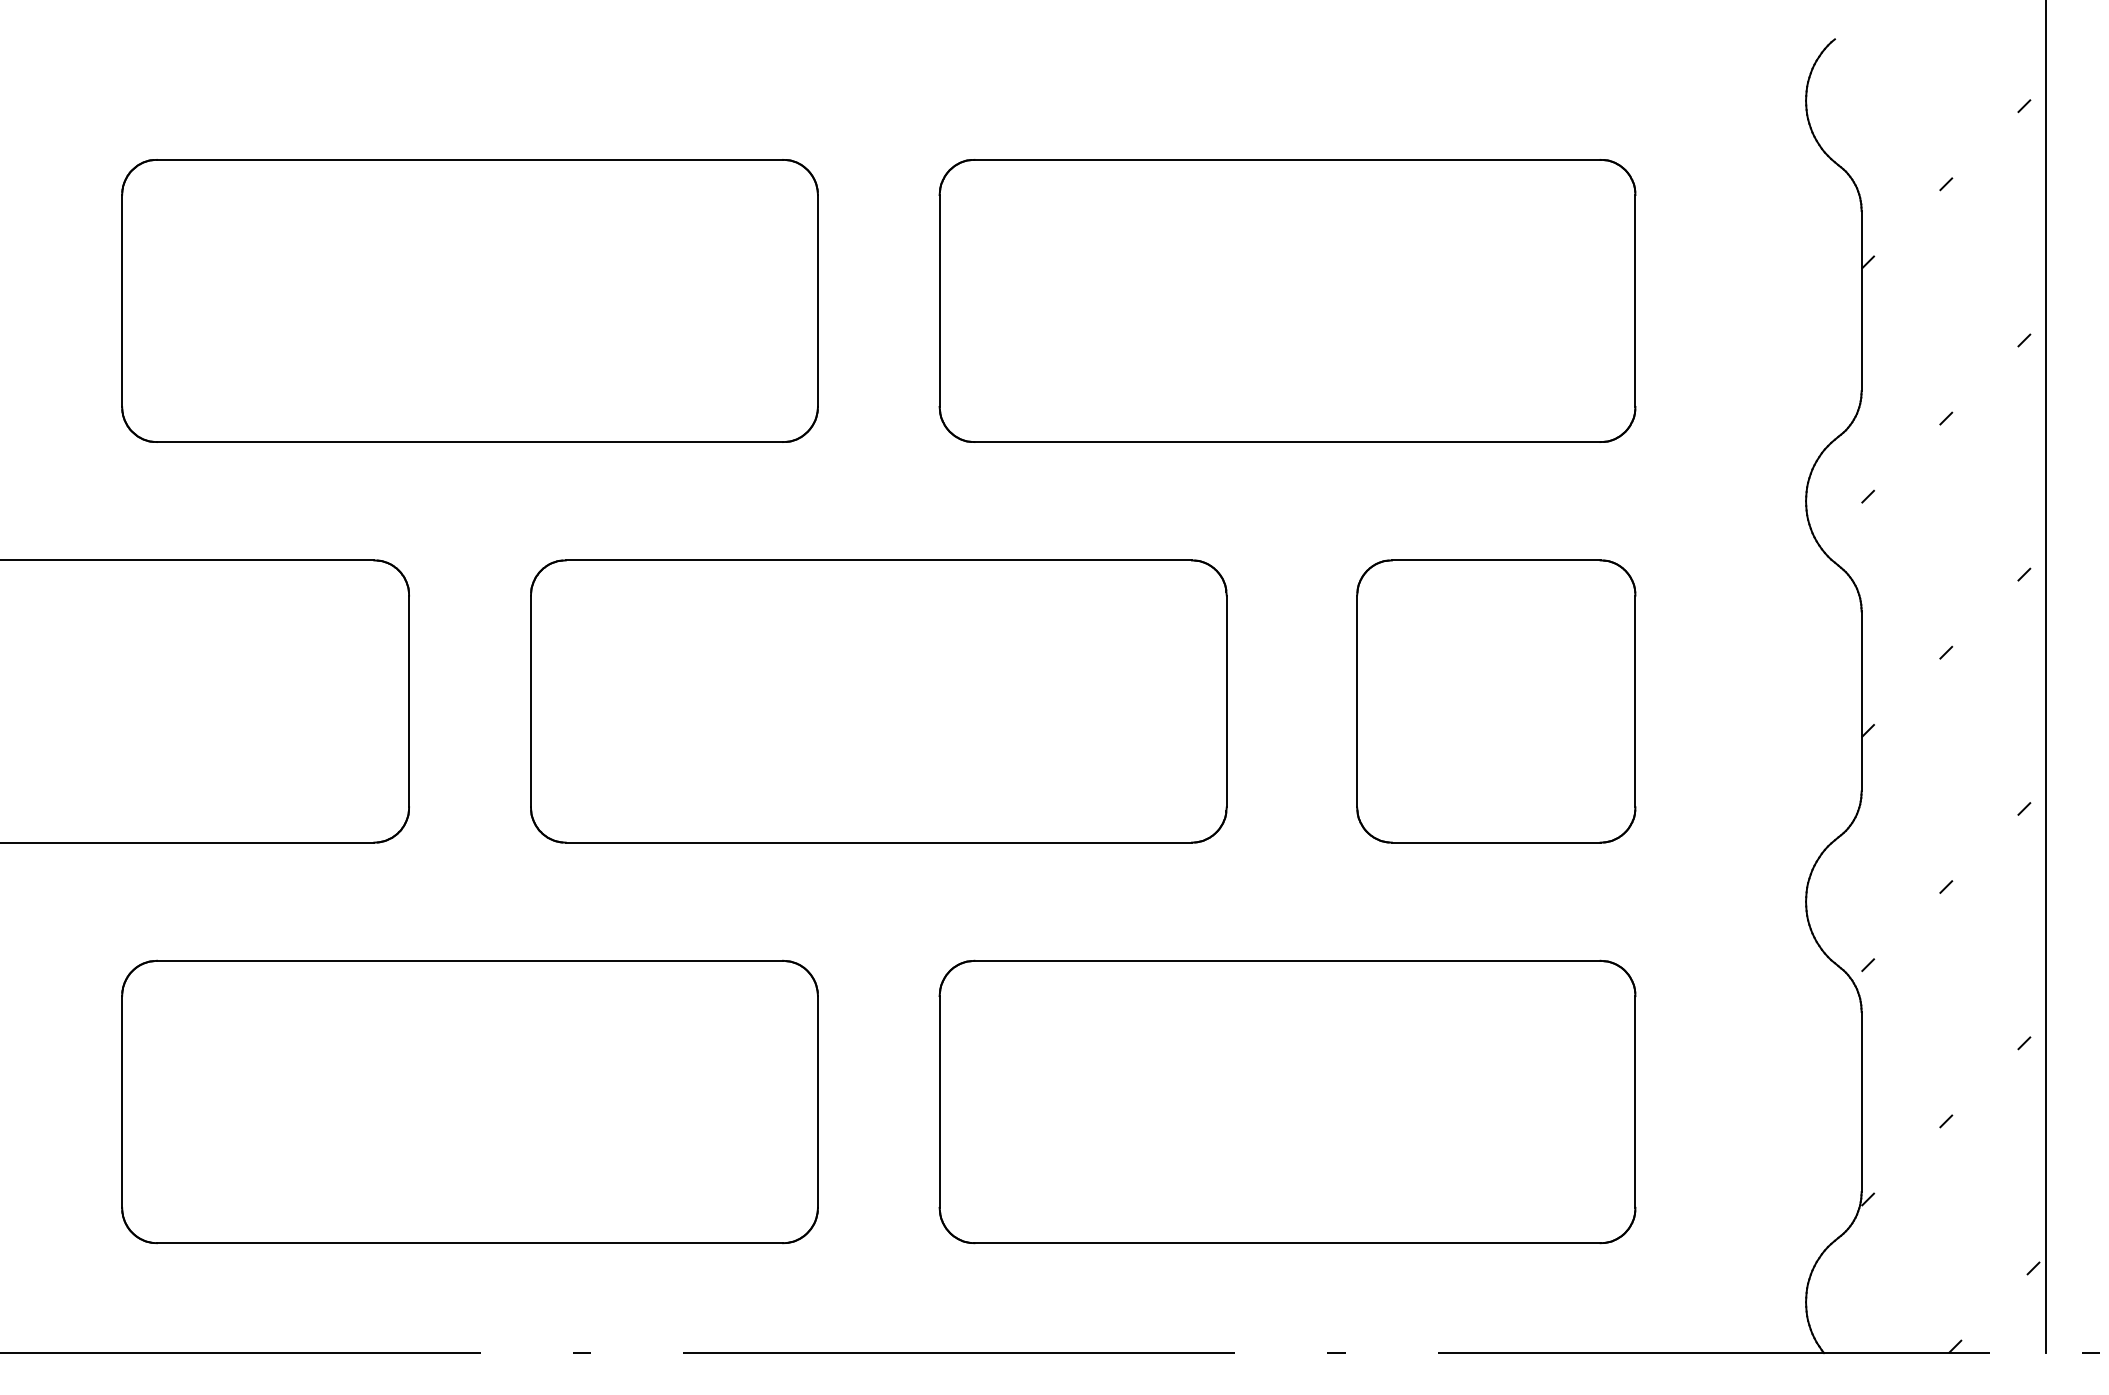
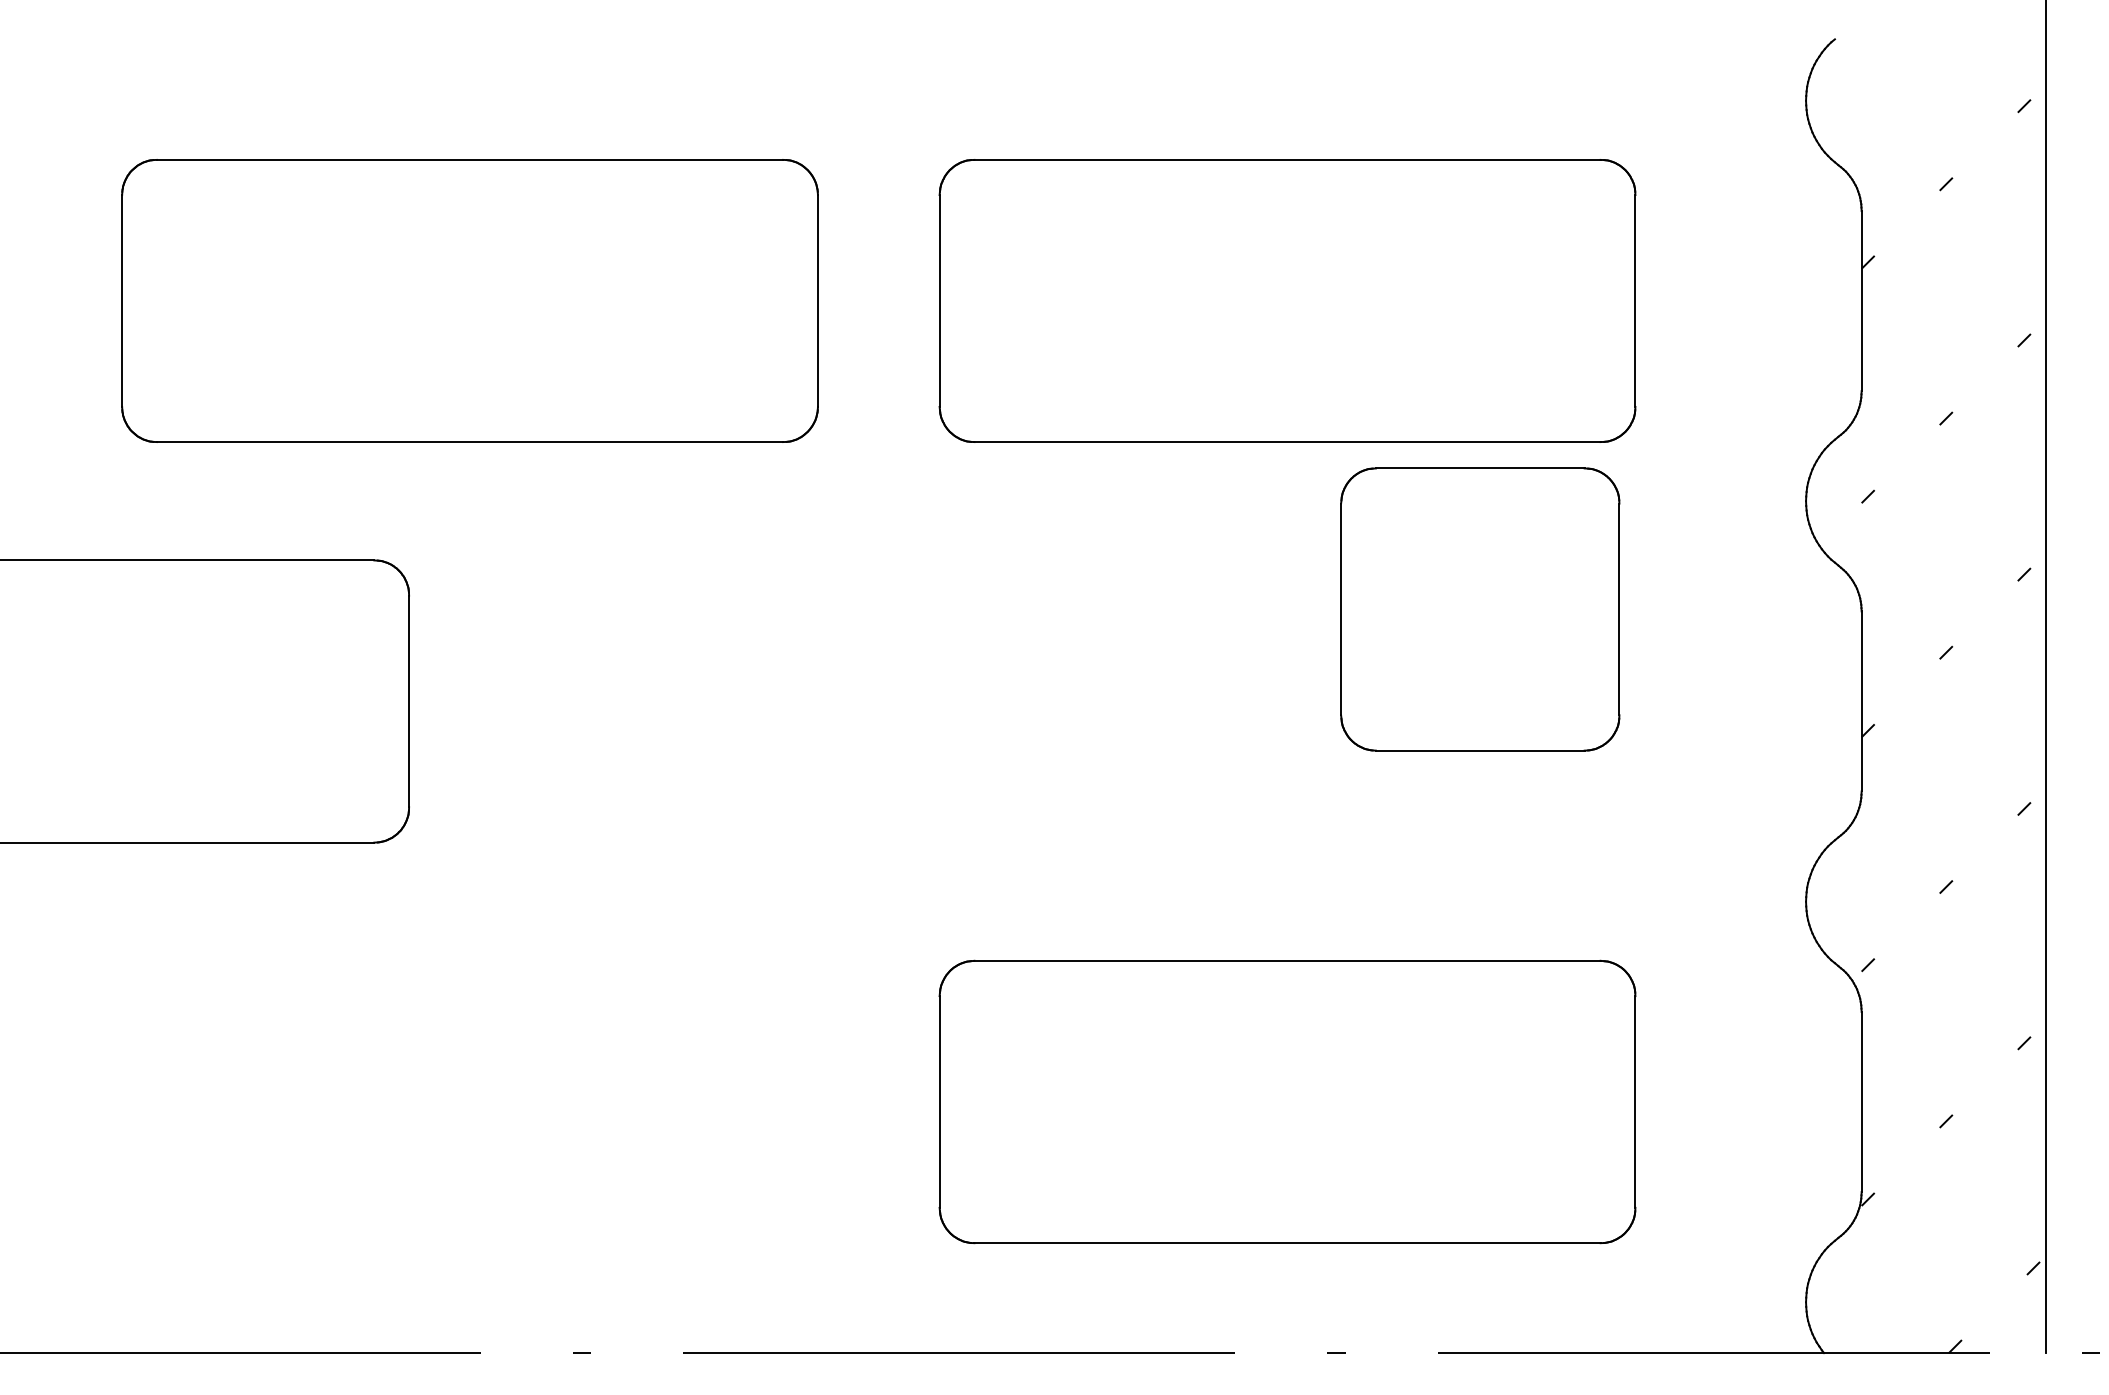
part: present -> none (878, 701)
part position: (1496, 701) -> (1480, 609) (1480, 609)
part: present -> none (469, 1101)
